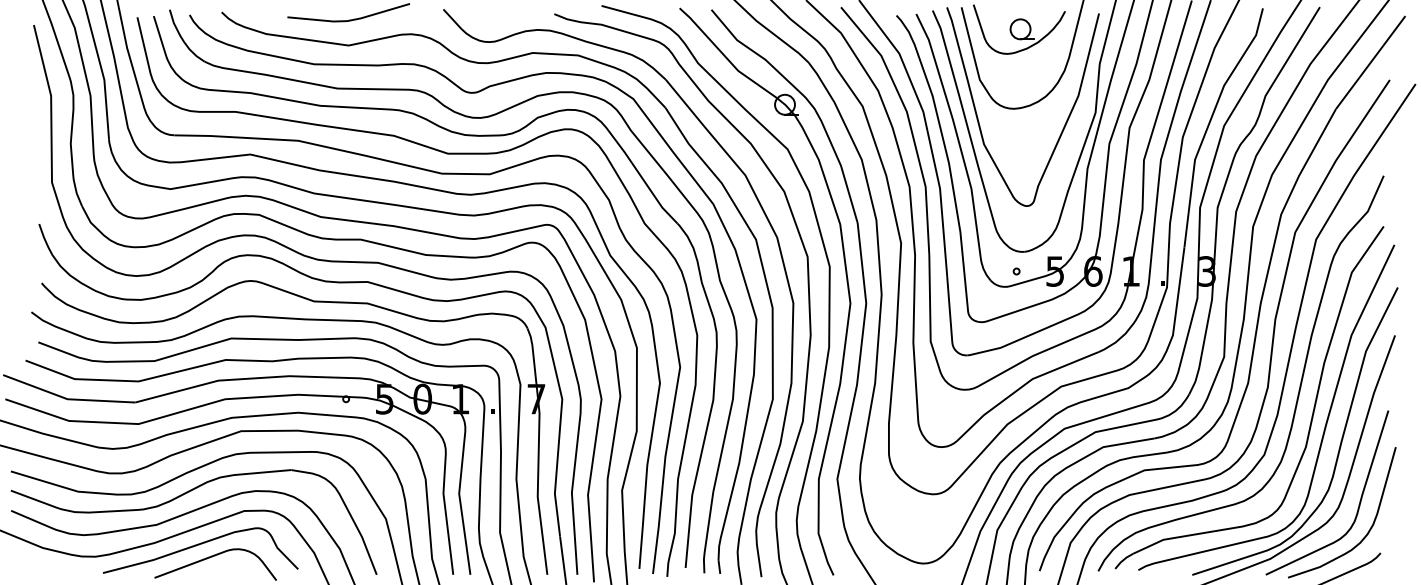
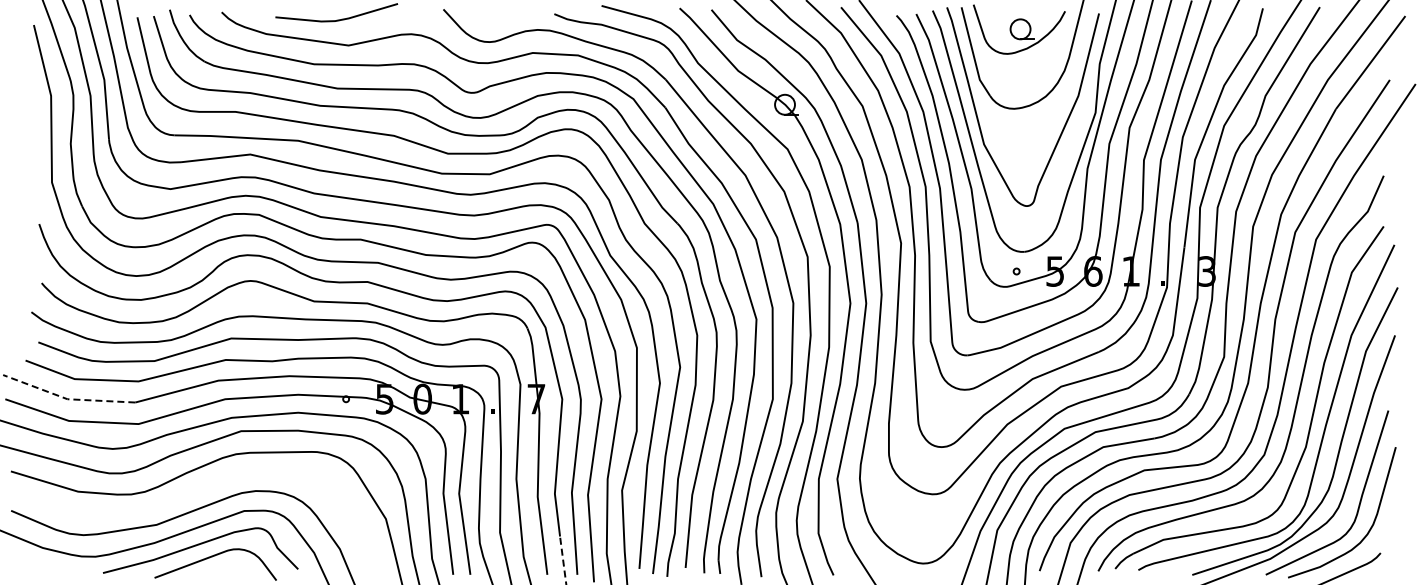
curve position: (349, 19) -> (337, 19) (337, 19)
line: solid -> dashed (67, 399)
part: present -> none (181, 496)
line: solid -> dashed (563, 560)
